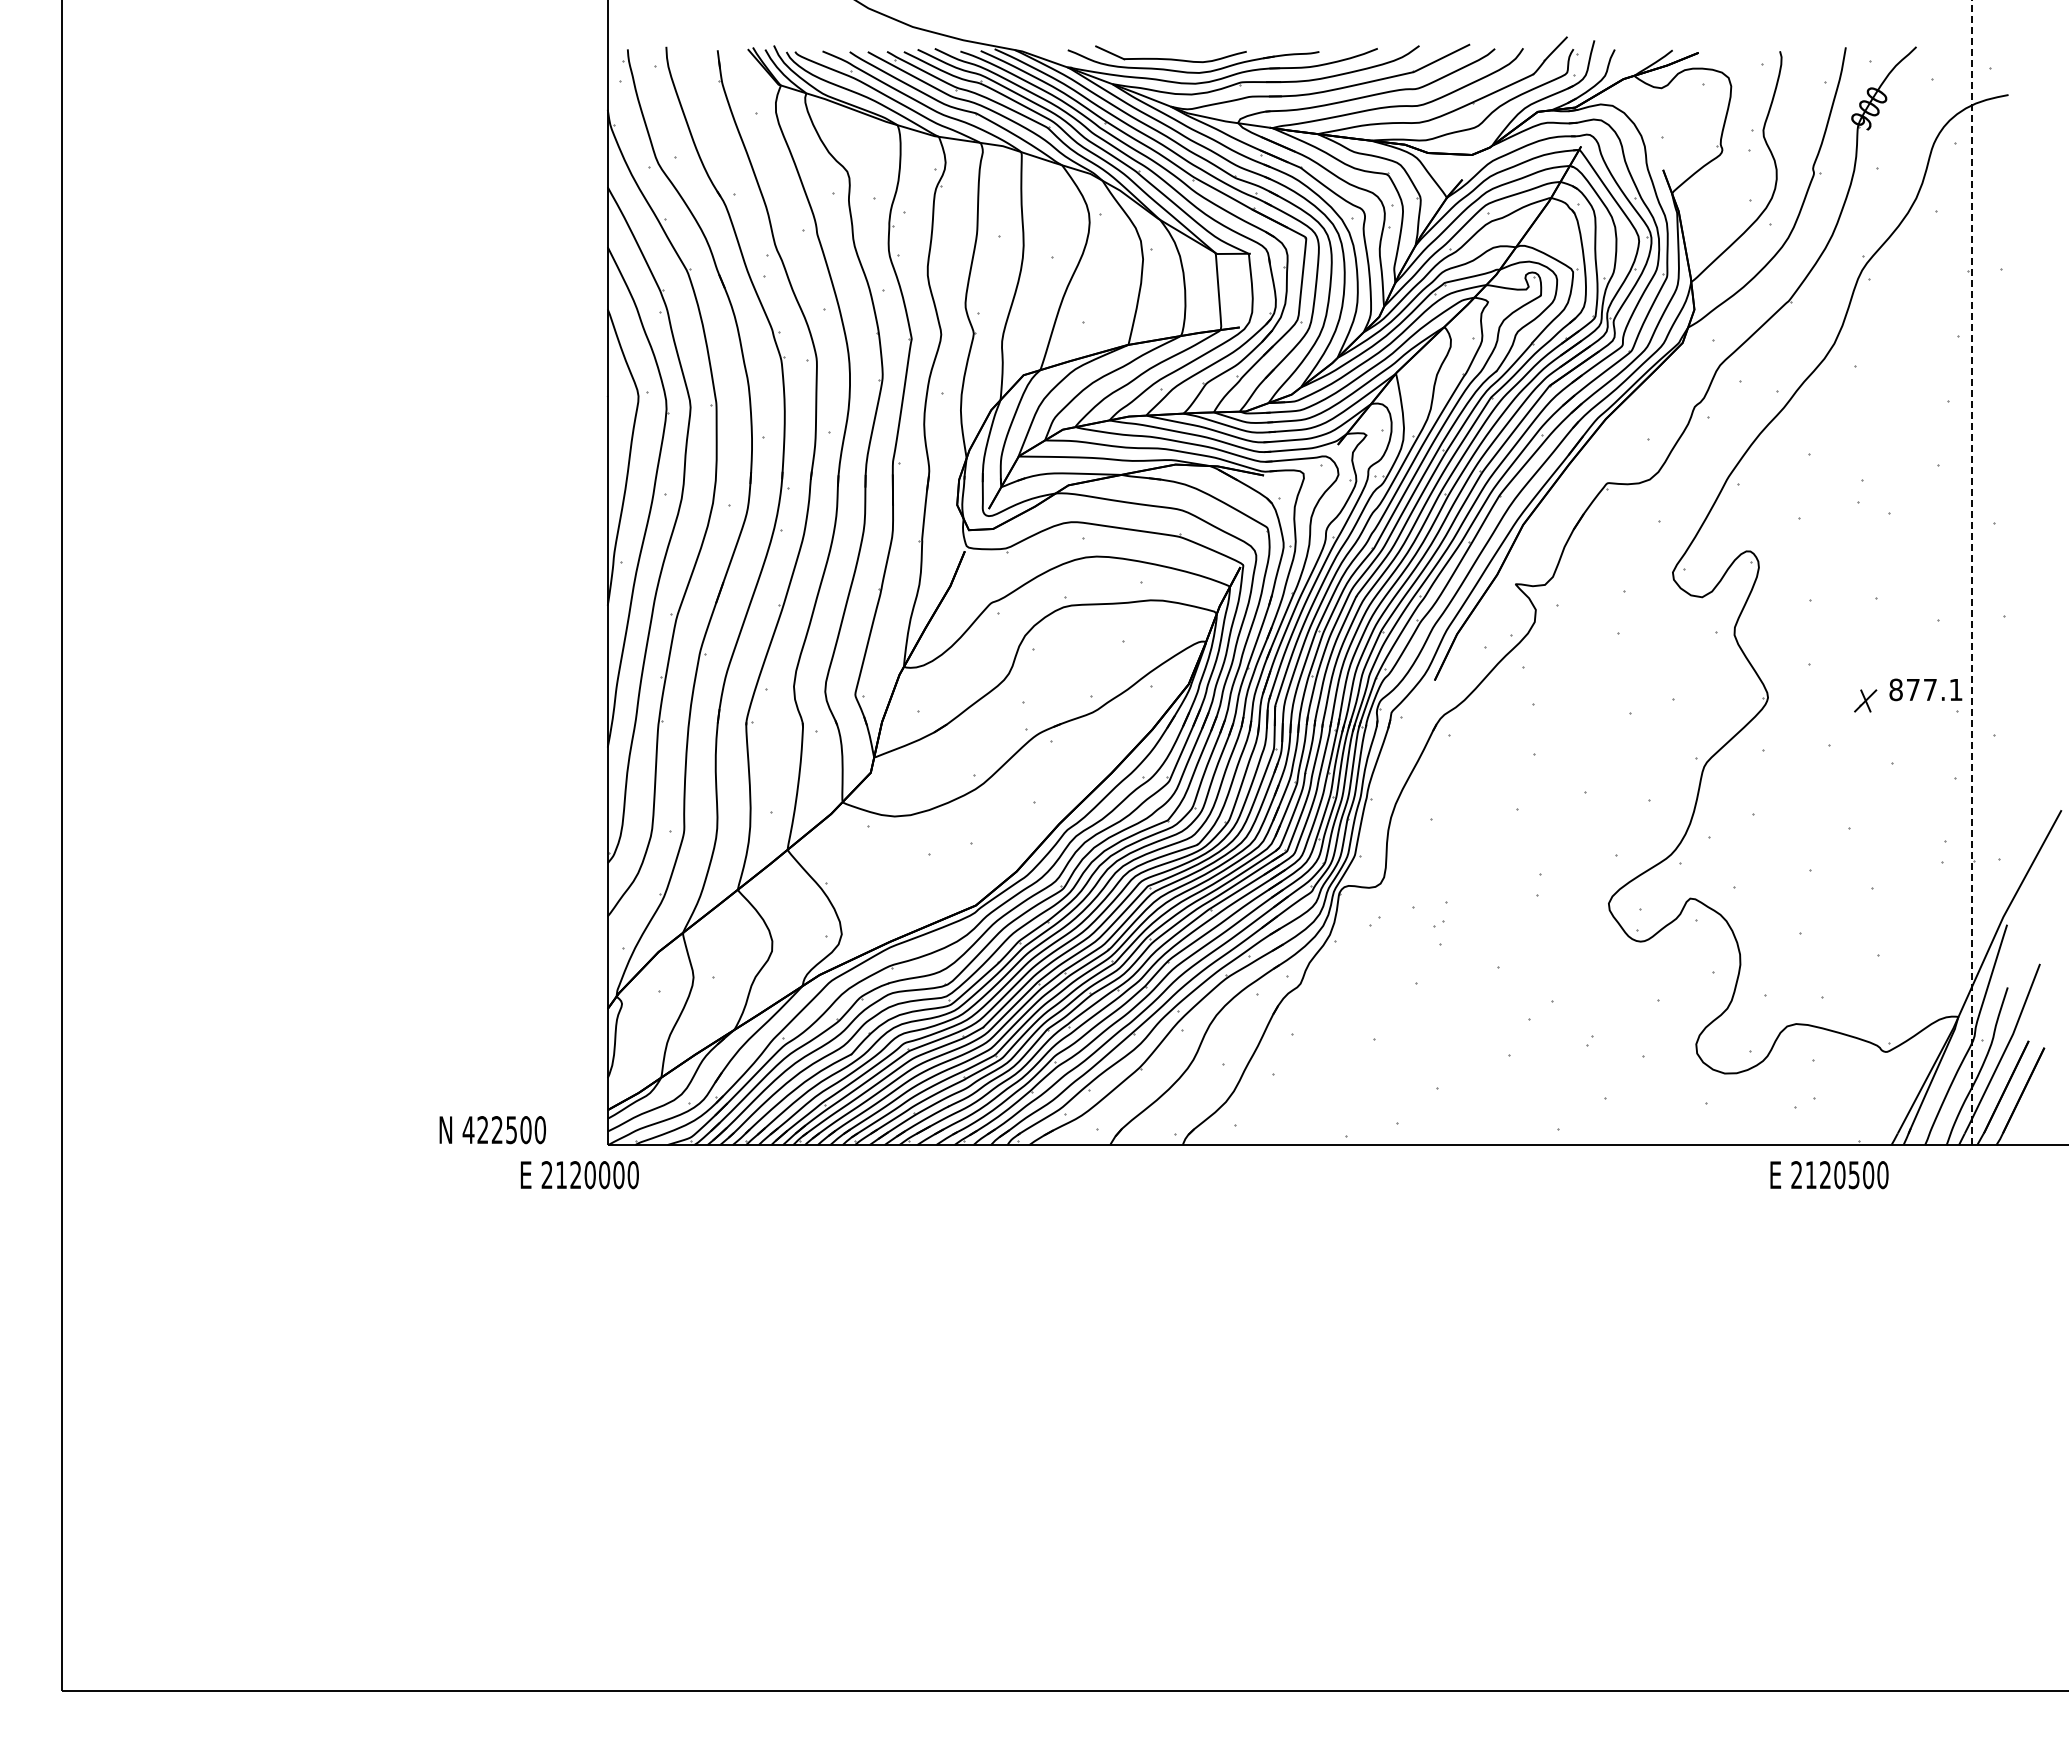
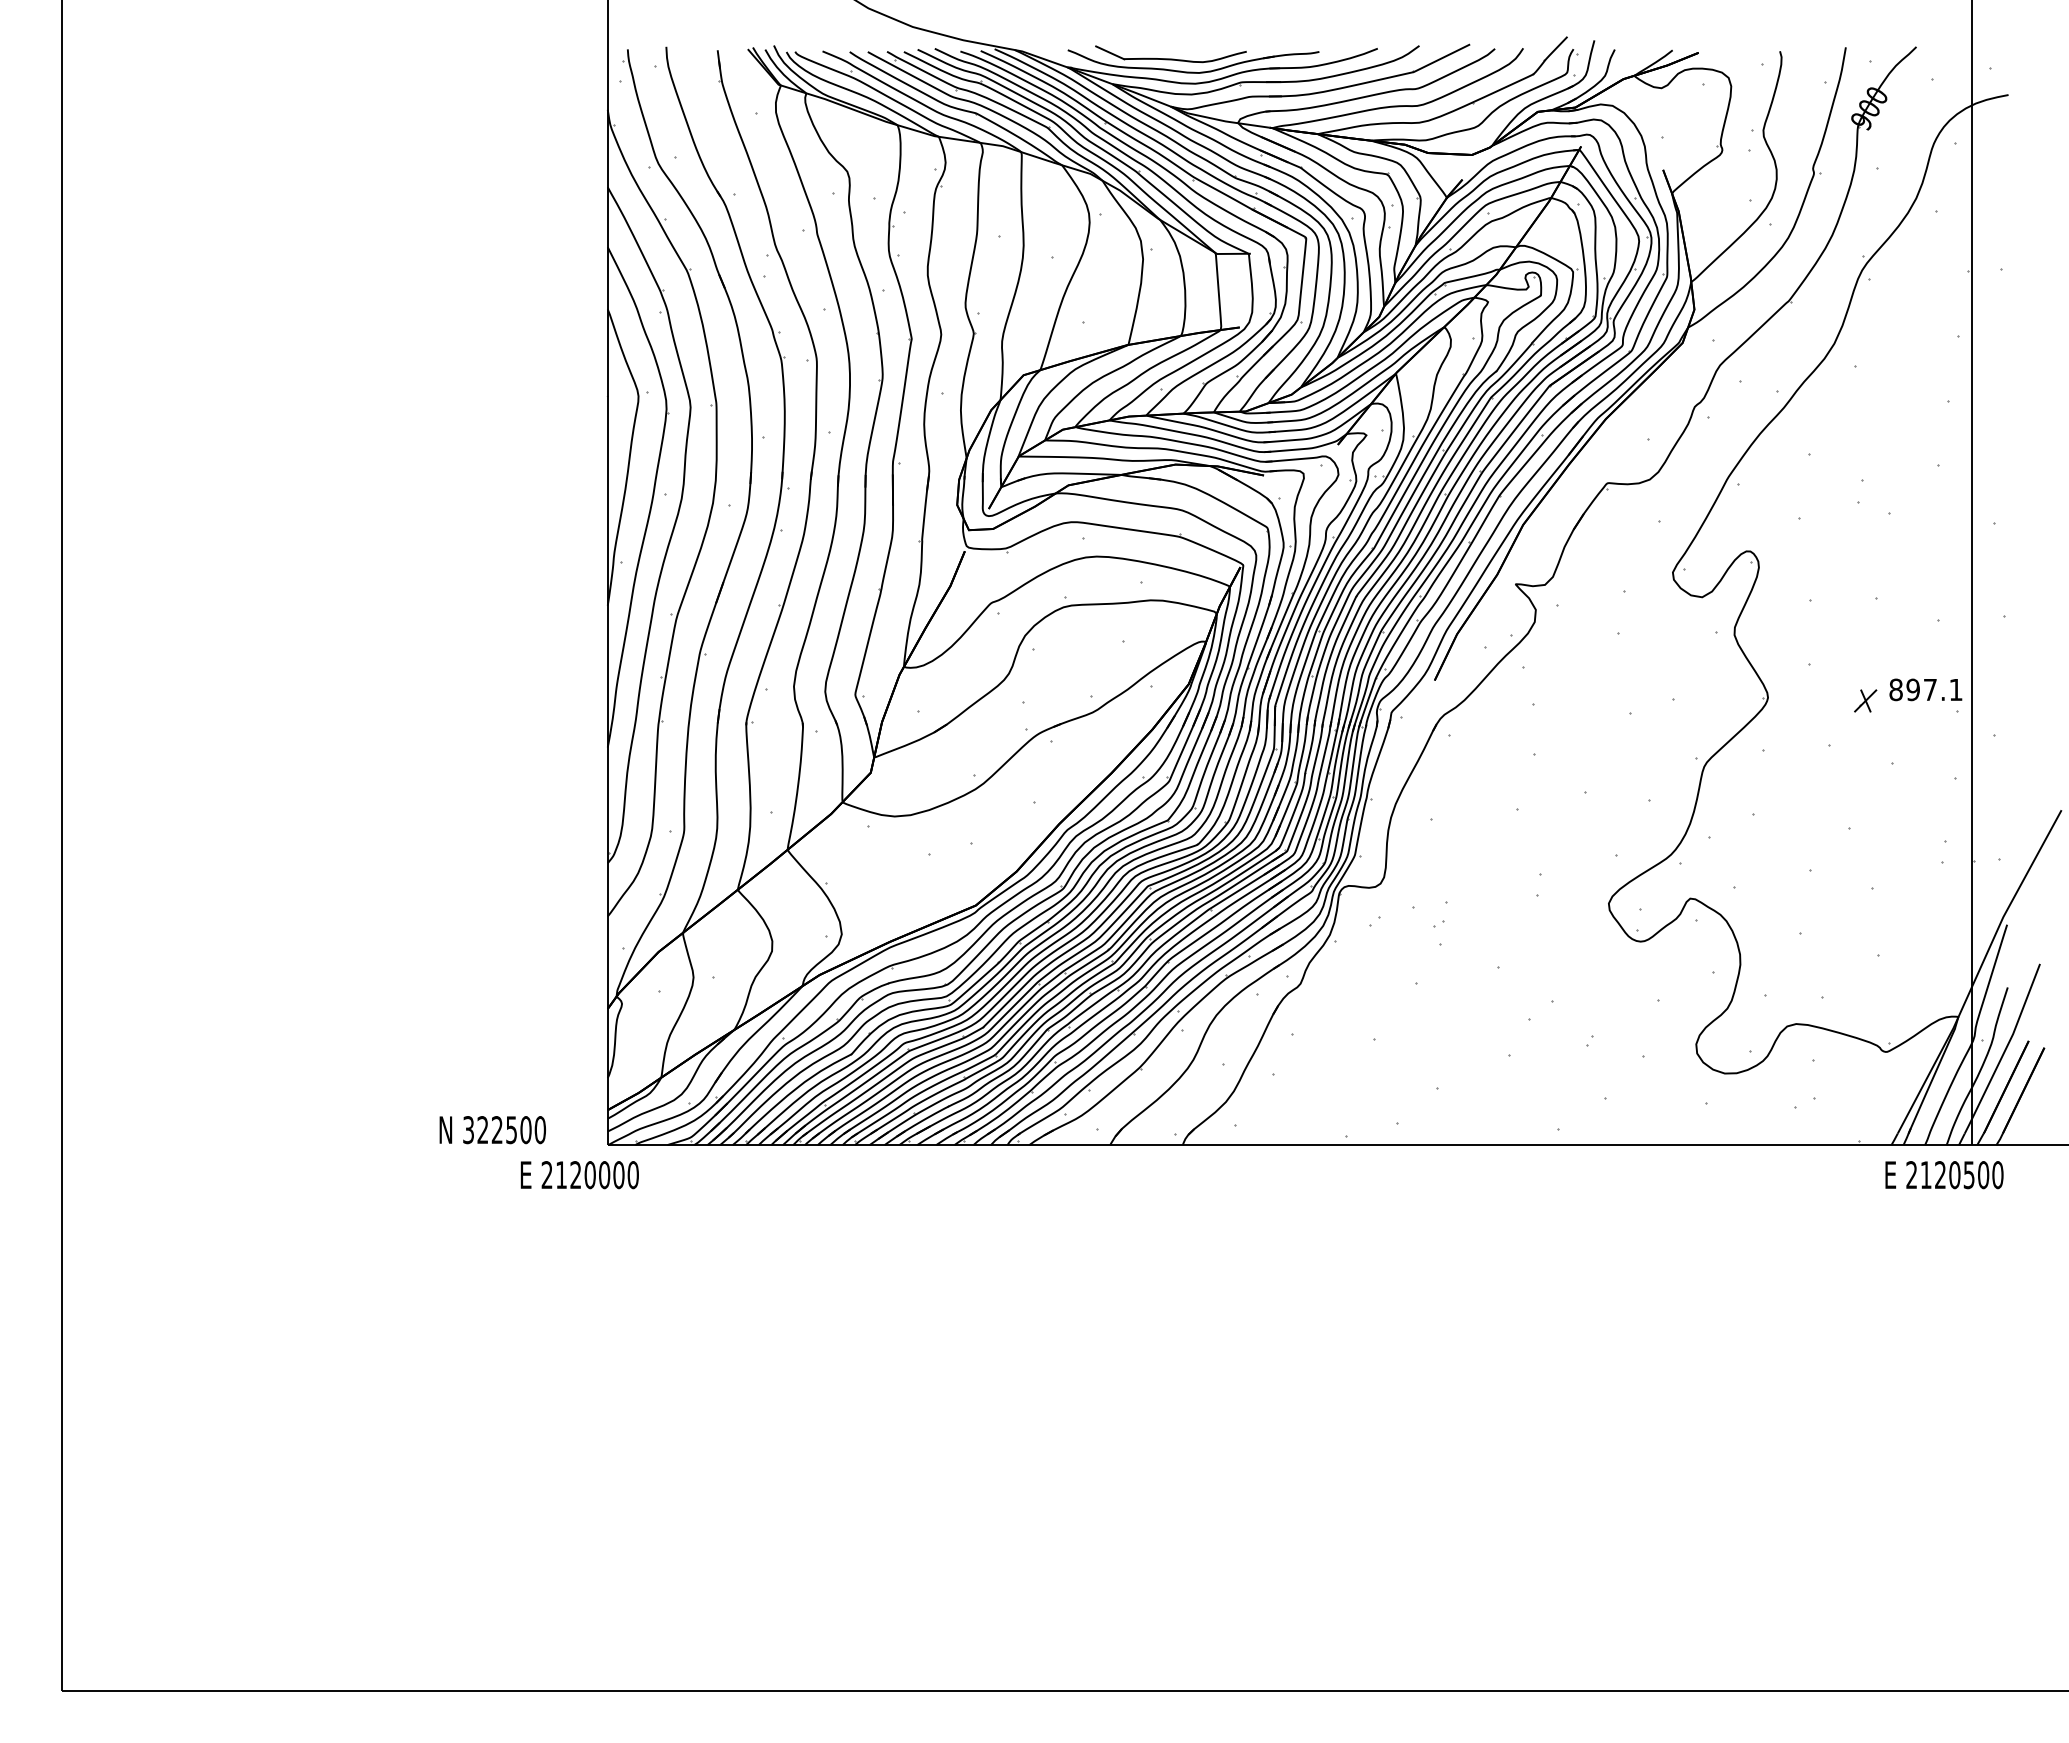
line: dashed -> solid (1972, 572)
text: 877.1 -> 897.1 (1912, 689)
text: 422500 -> 322500 (468, 1130)
text position: (1829, 1175) -> (1944, 1175) (1944, 1175)
